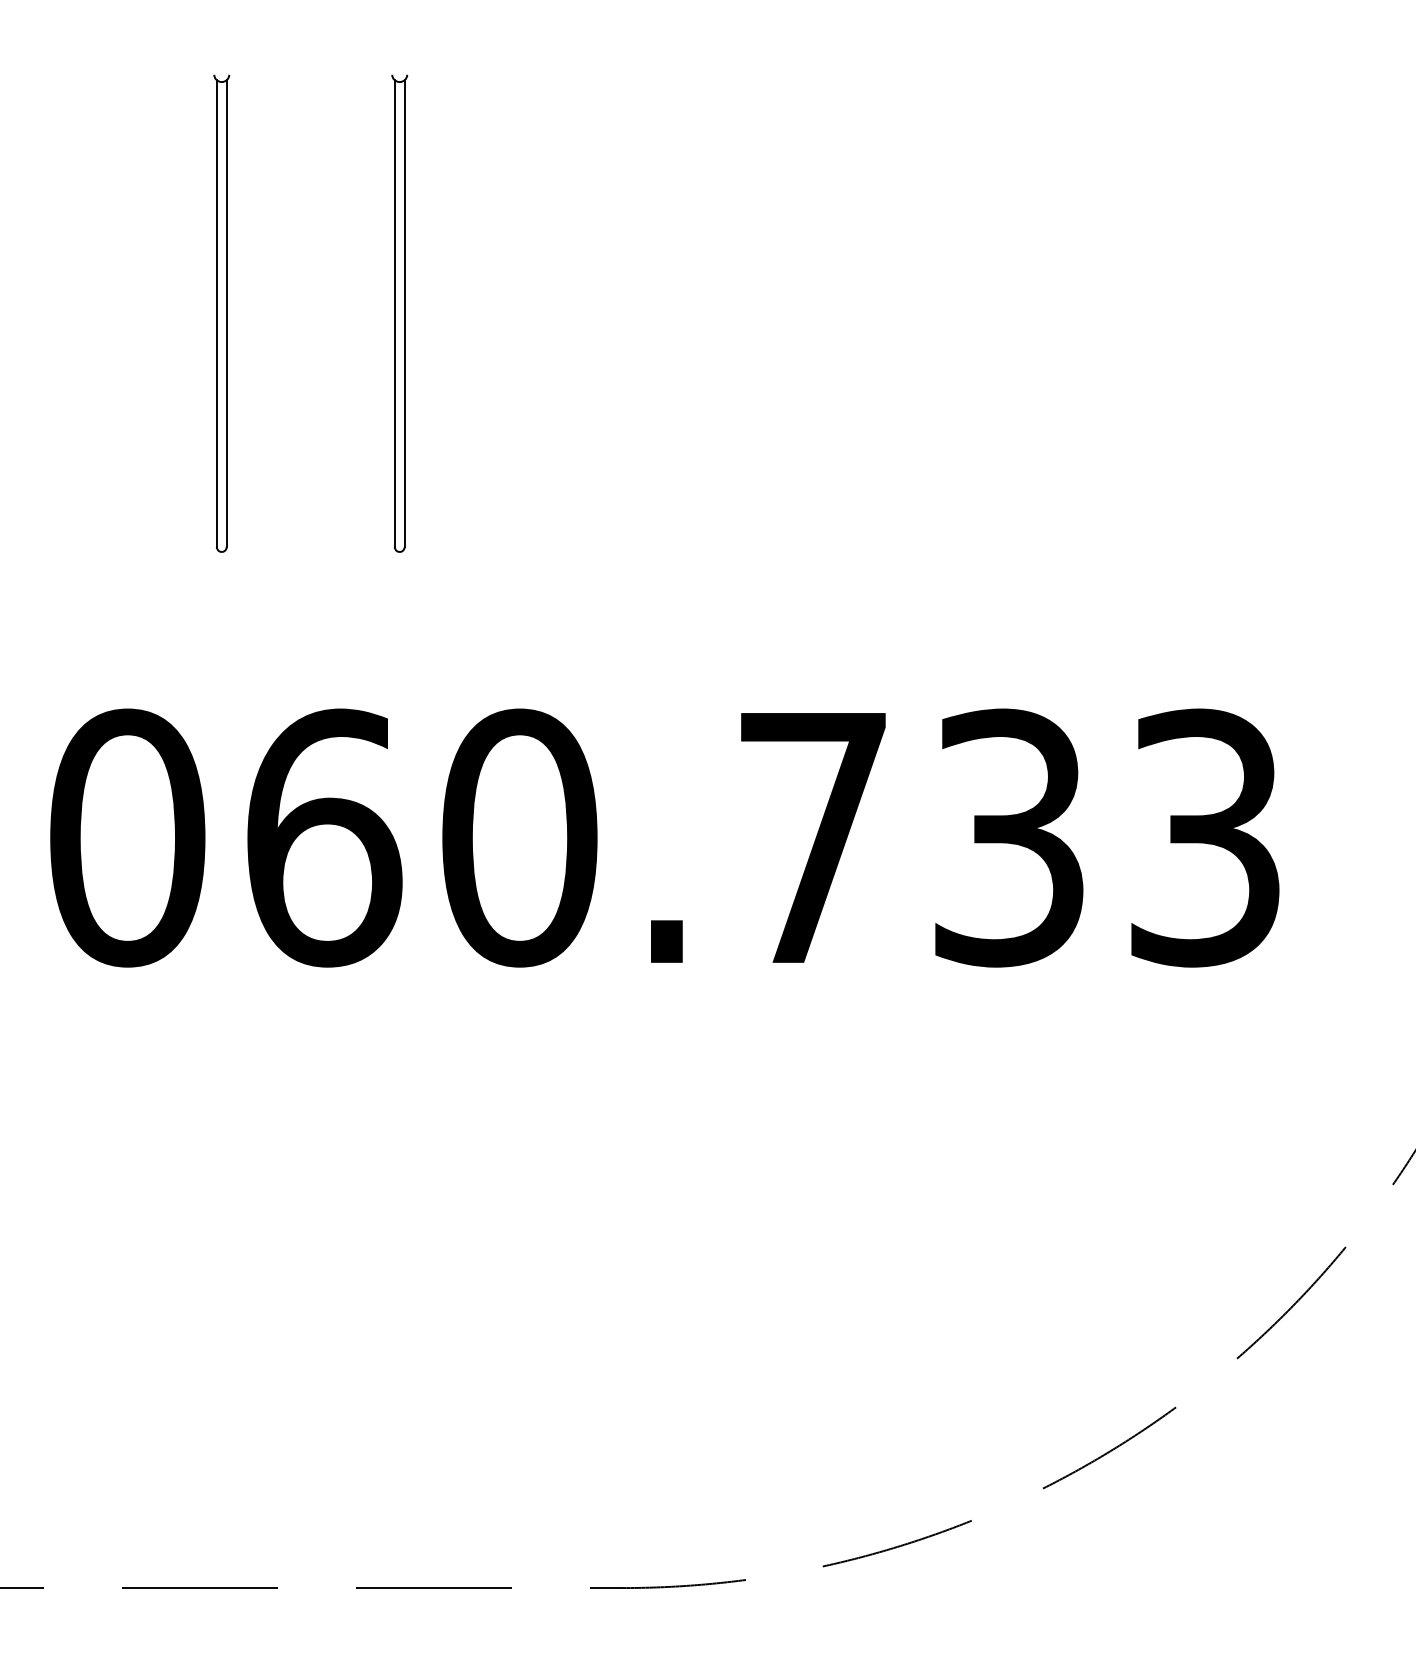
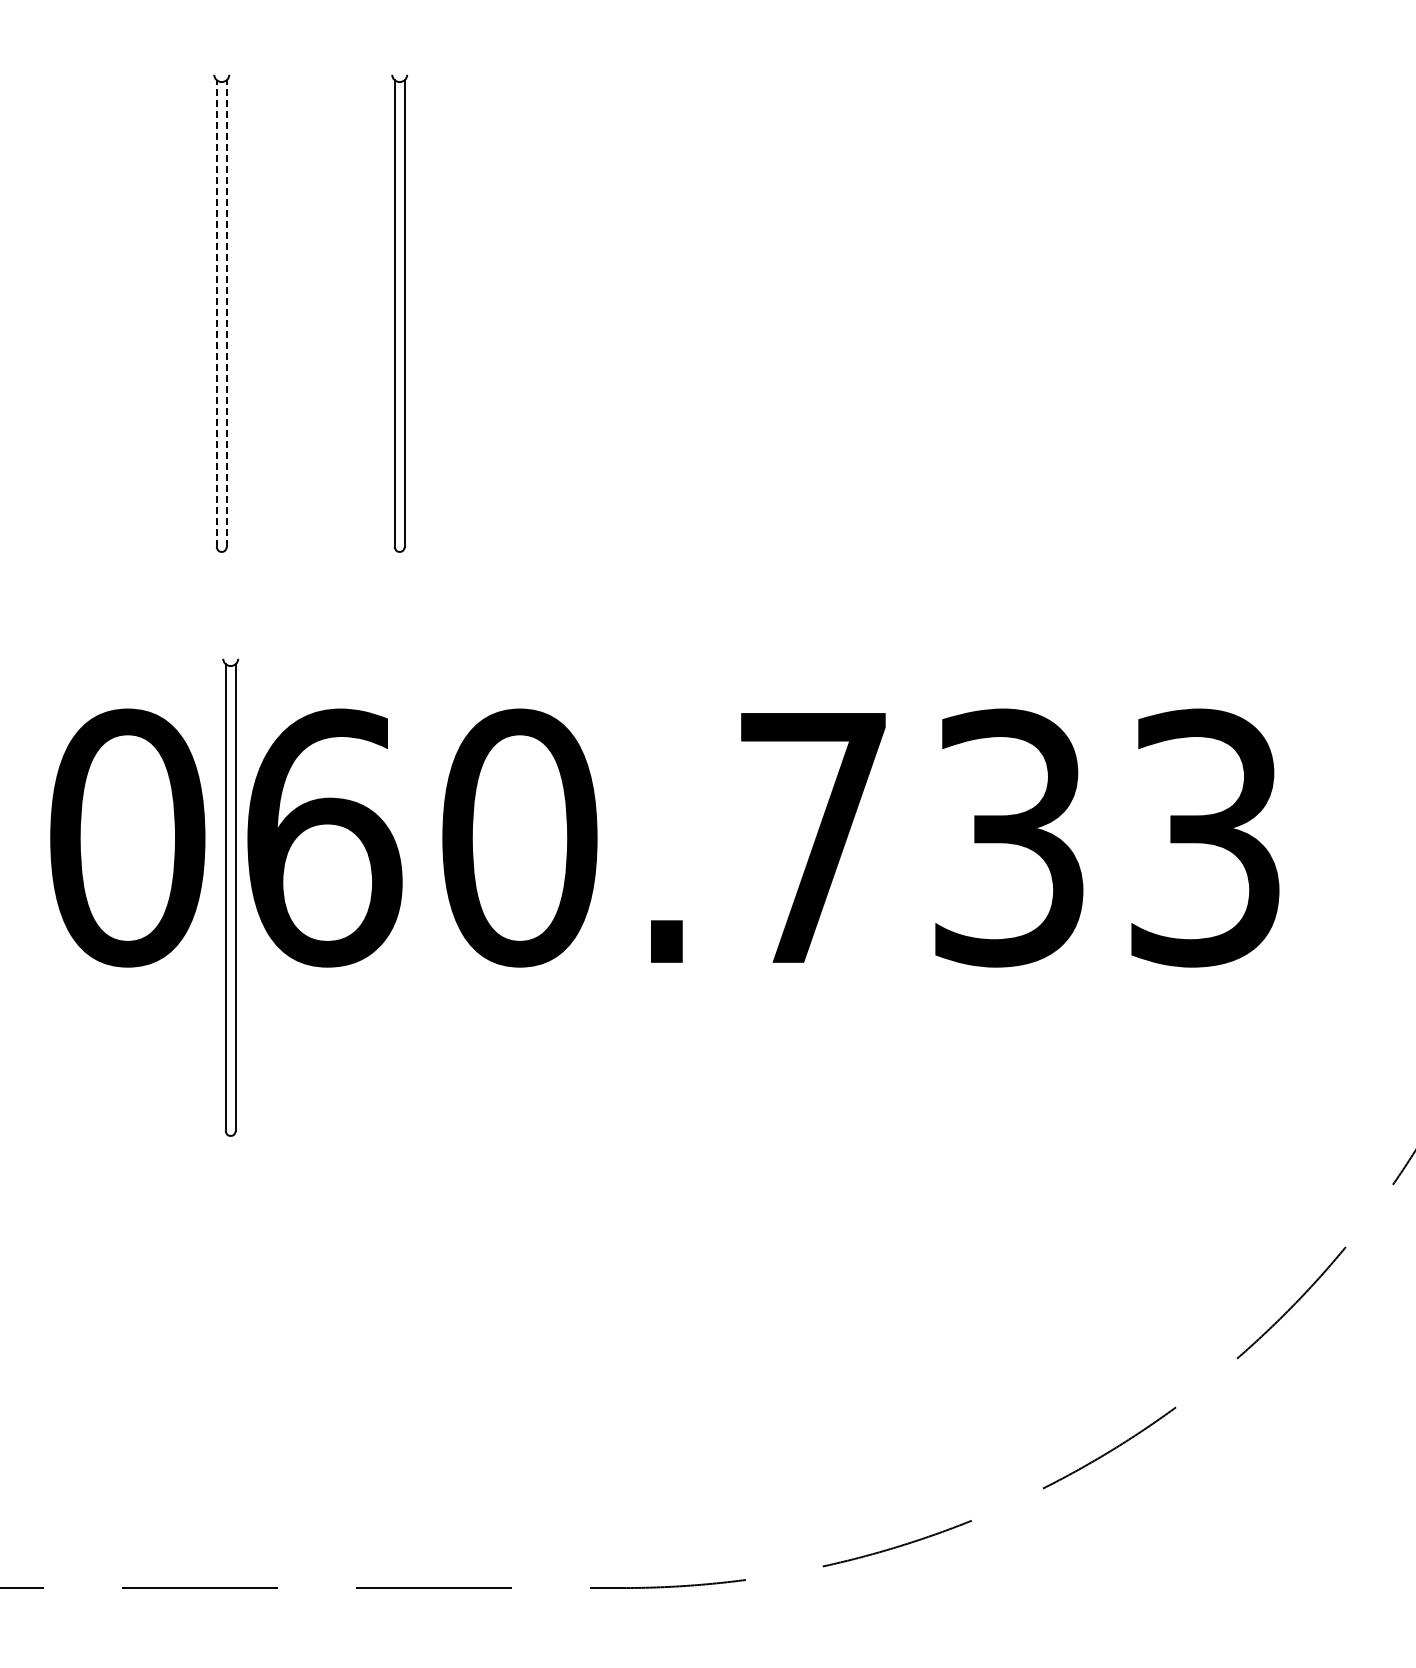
line: solid -> dashed (216, 313)
line: solid -> dashed (226, 313)
part: none -> present (230, 897)
